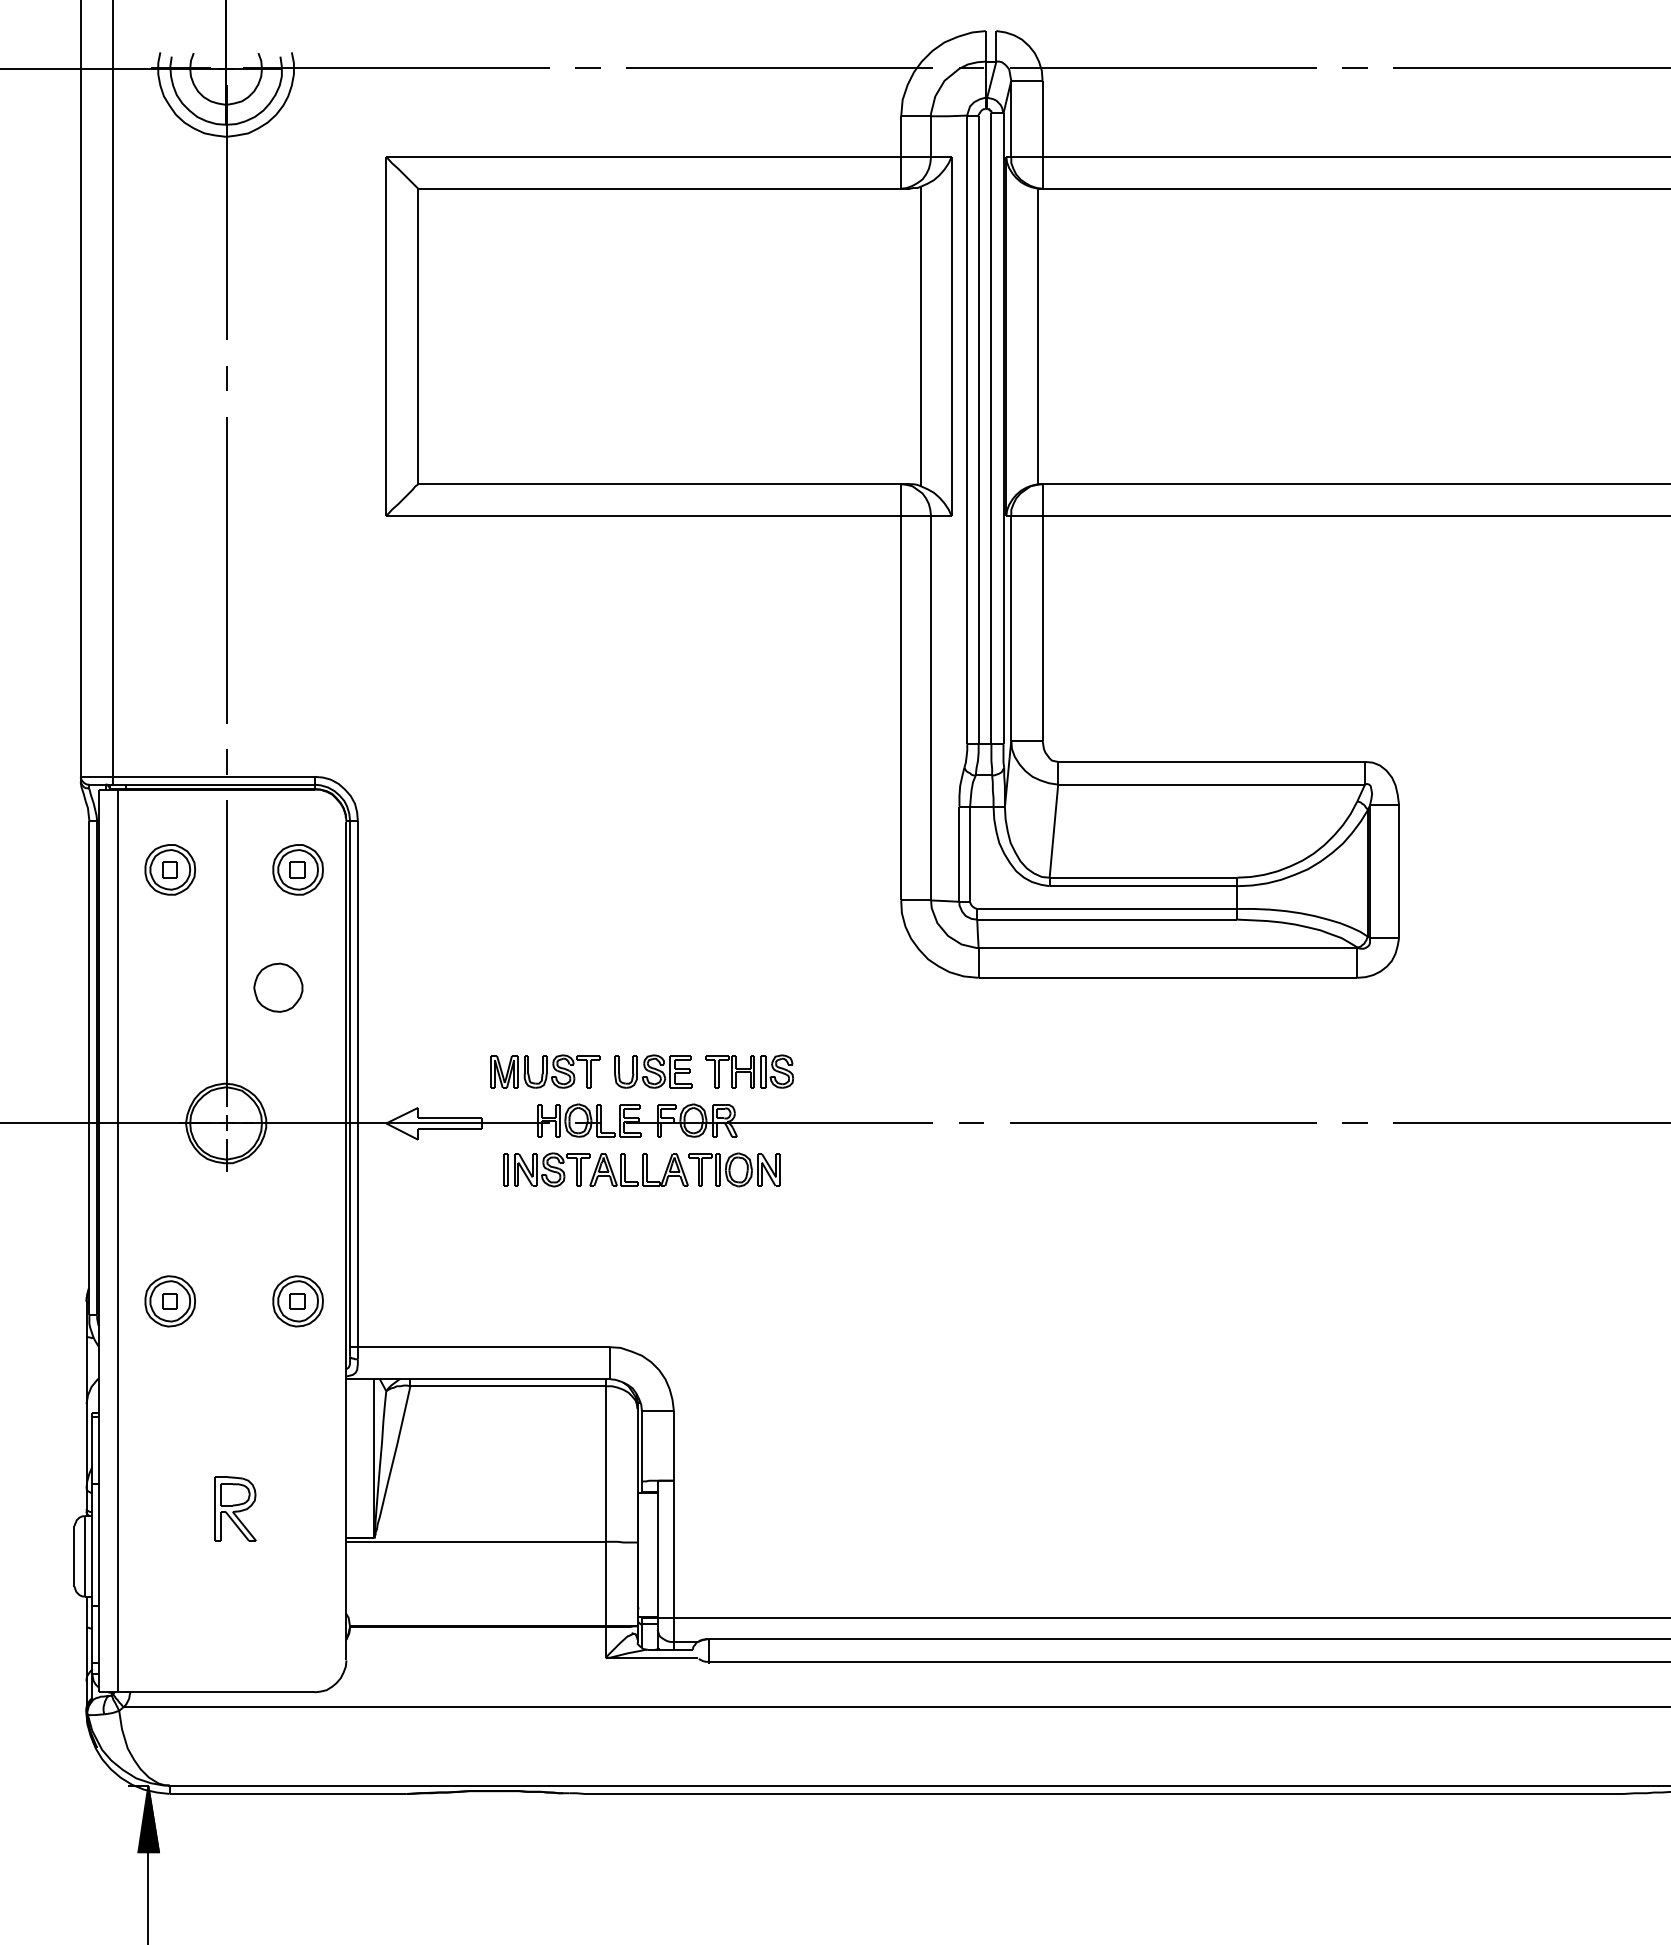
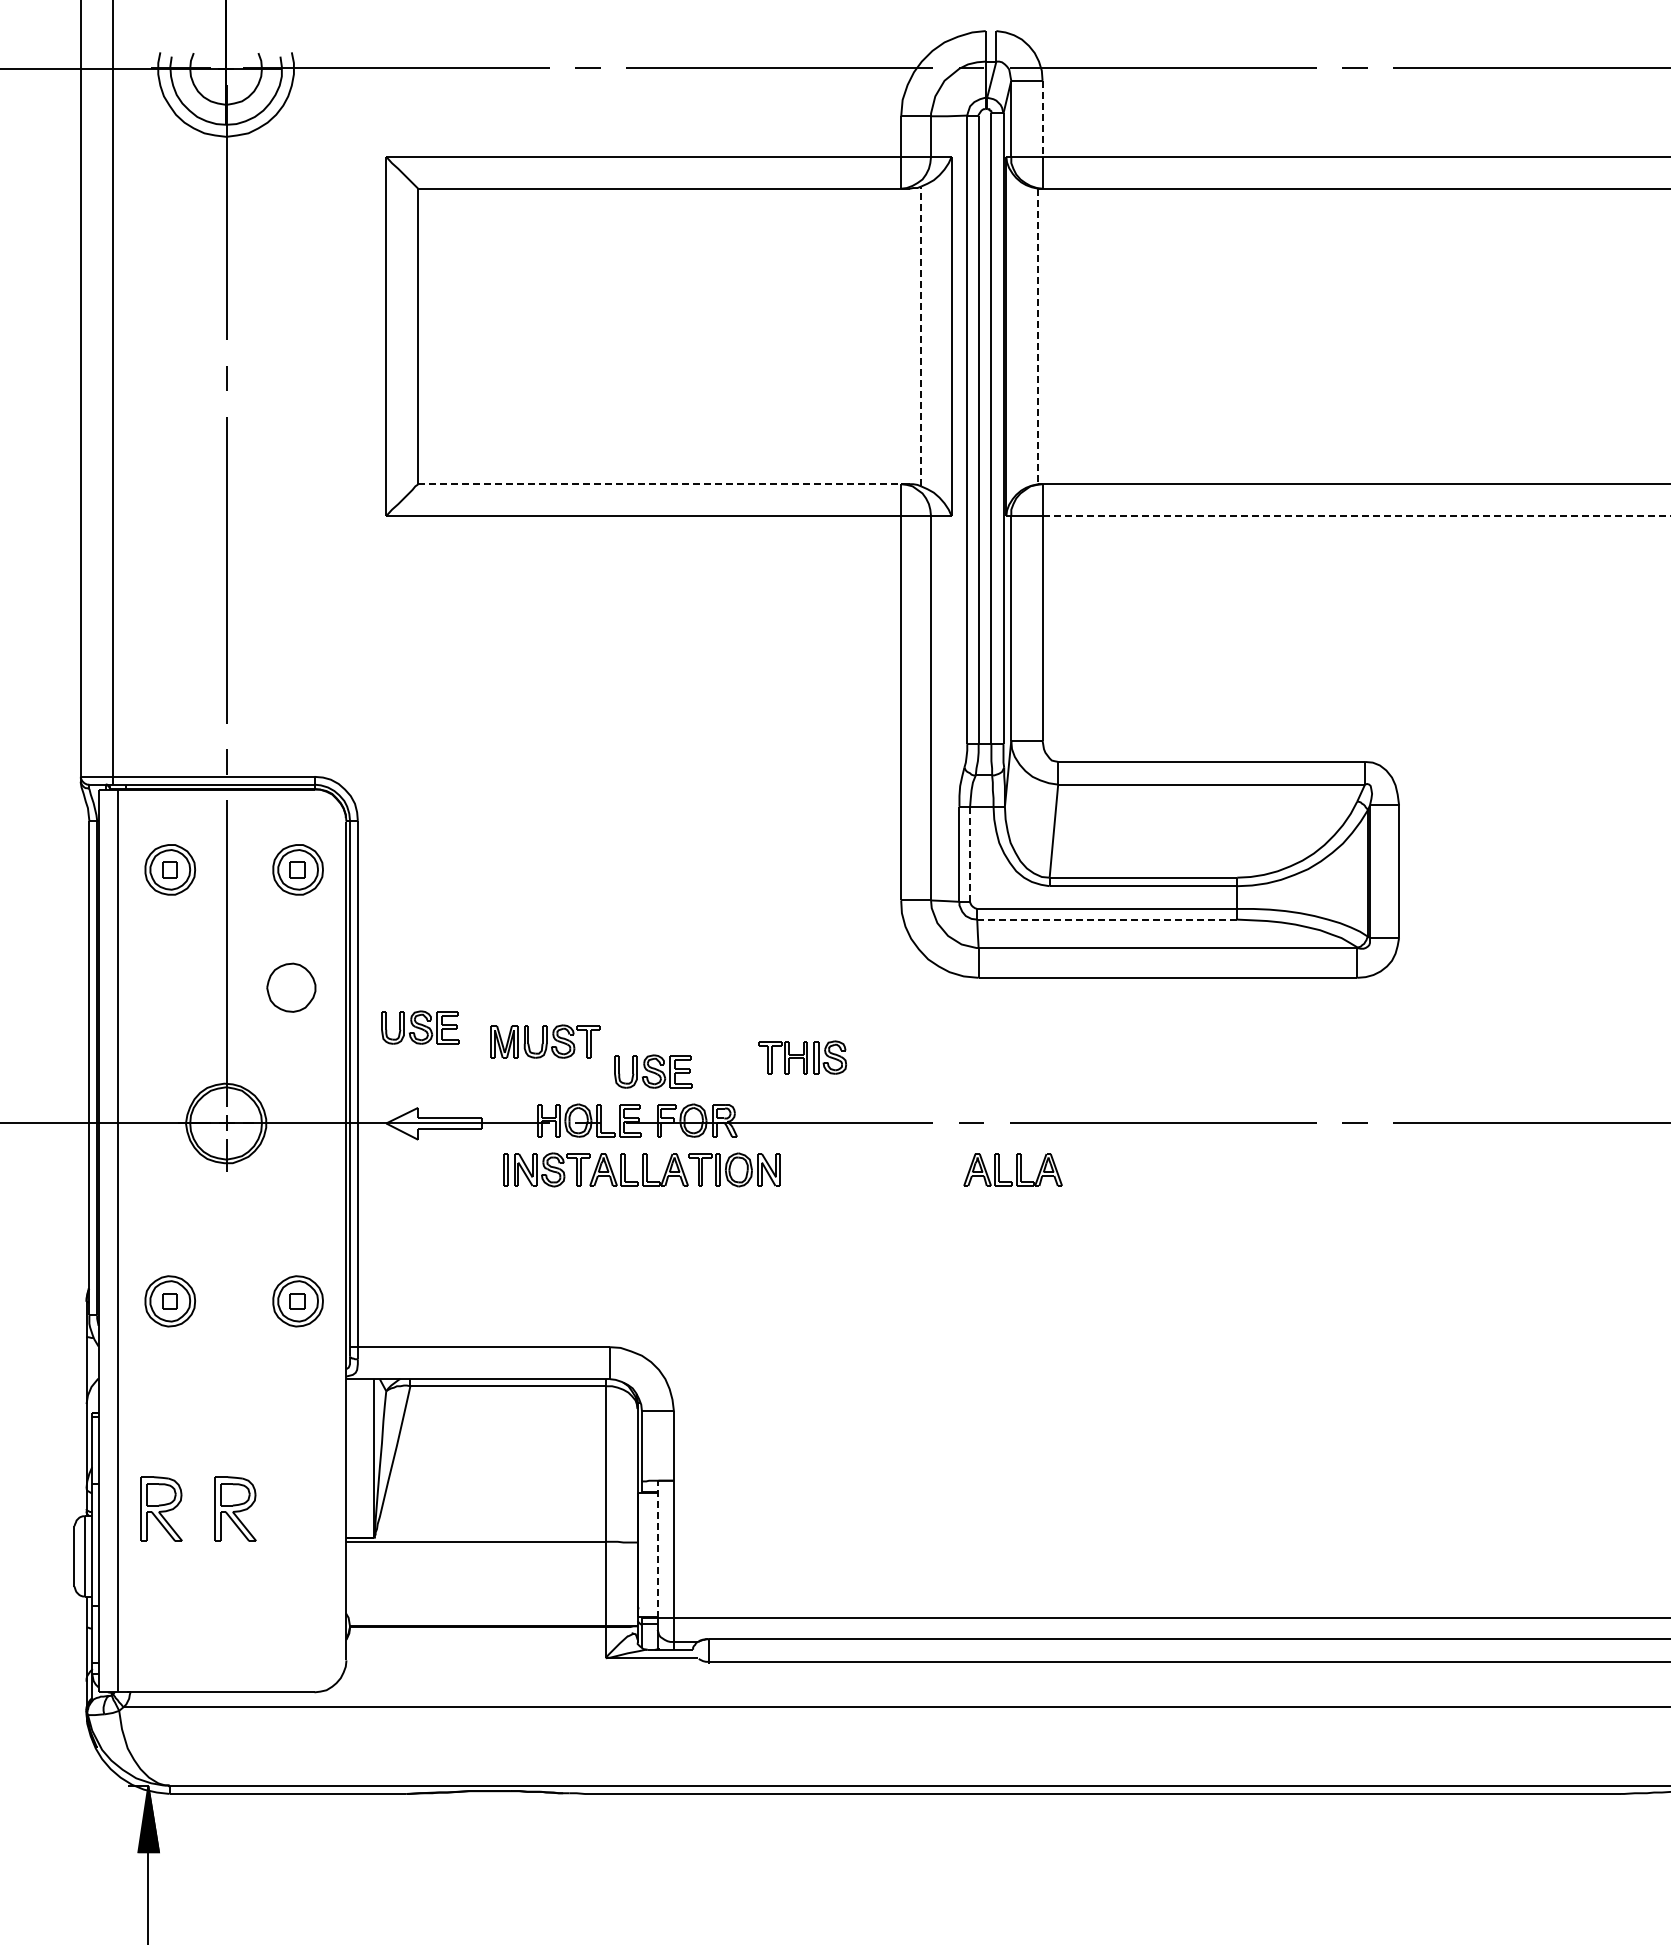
line: solid -> dashed (1042, 119)
line: solid -> dashed (921, 336)
line: solid -> dashed (1038, 336)
line: solid -> dashed (660, 484)
line: solid -> dashed (1356, 516)
line: solid -> dashed (970, 854)
line: solid -> dashed (1107, 919)
part position: (278, 987) -> (291, 987) (291, 987)
part: none -> present (420, 1027)
part position: (545, 1071) -> (545, 1041) (545, 1041)
part position: (749, 1071) -> (802, 1057) (802, 1057)
part: none -> present (1012, 1169)
part: none -> present (161, 1508)
line: solid -> dashed (657, 1549)
